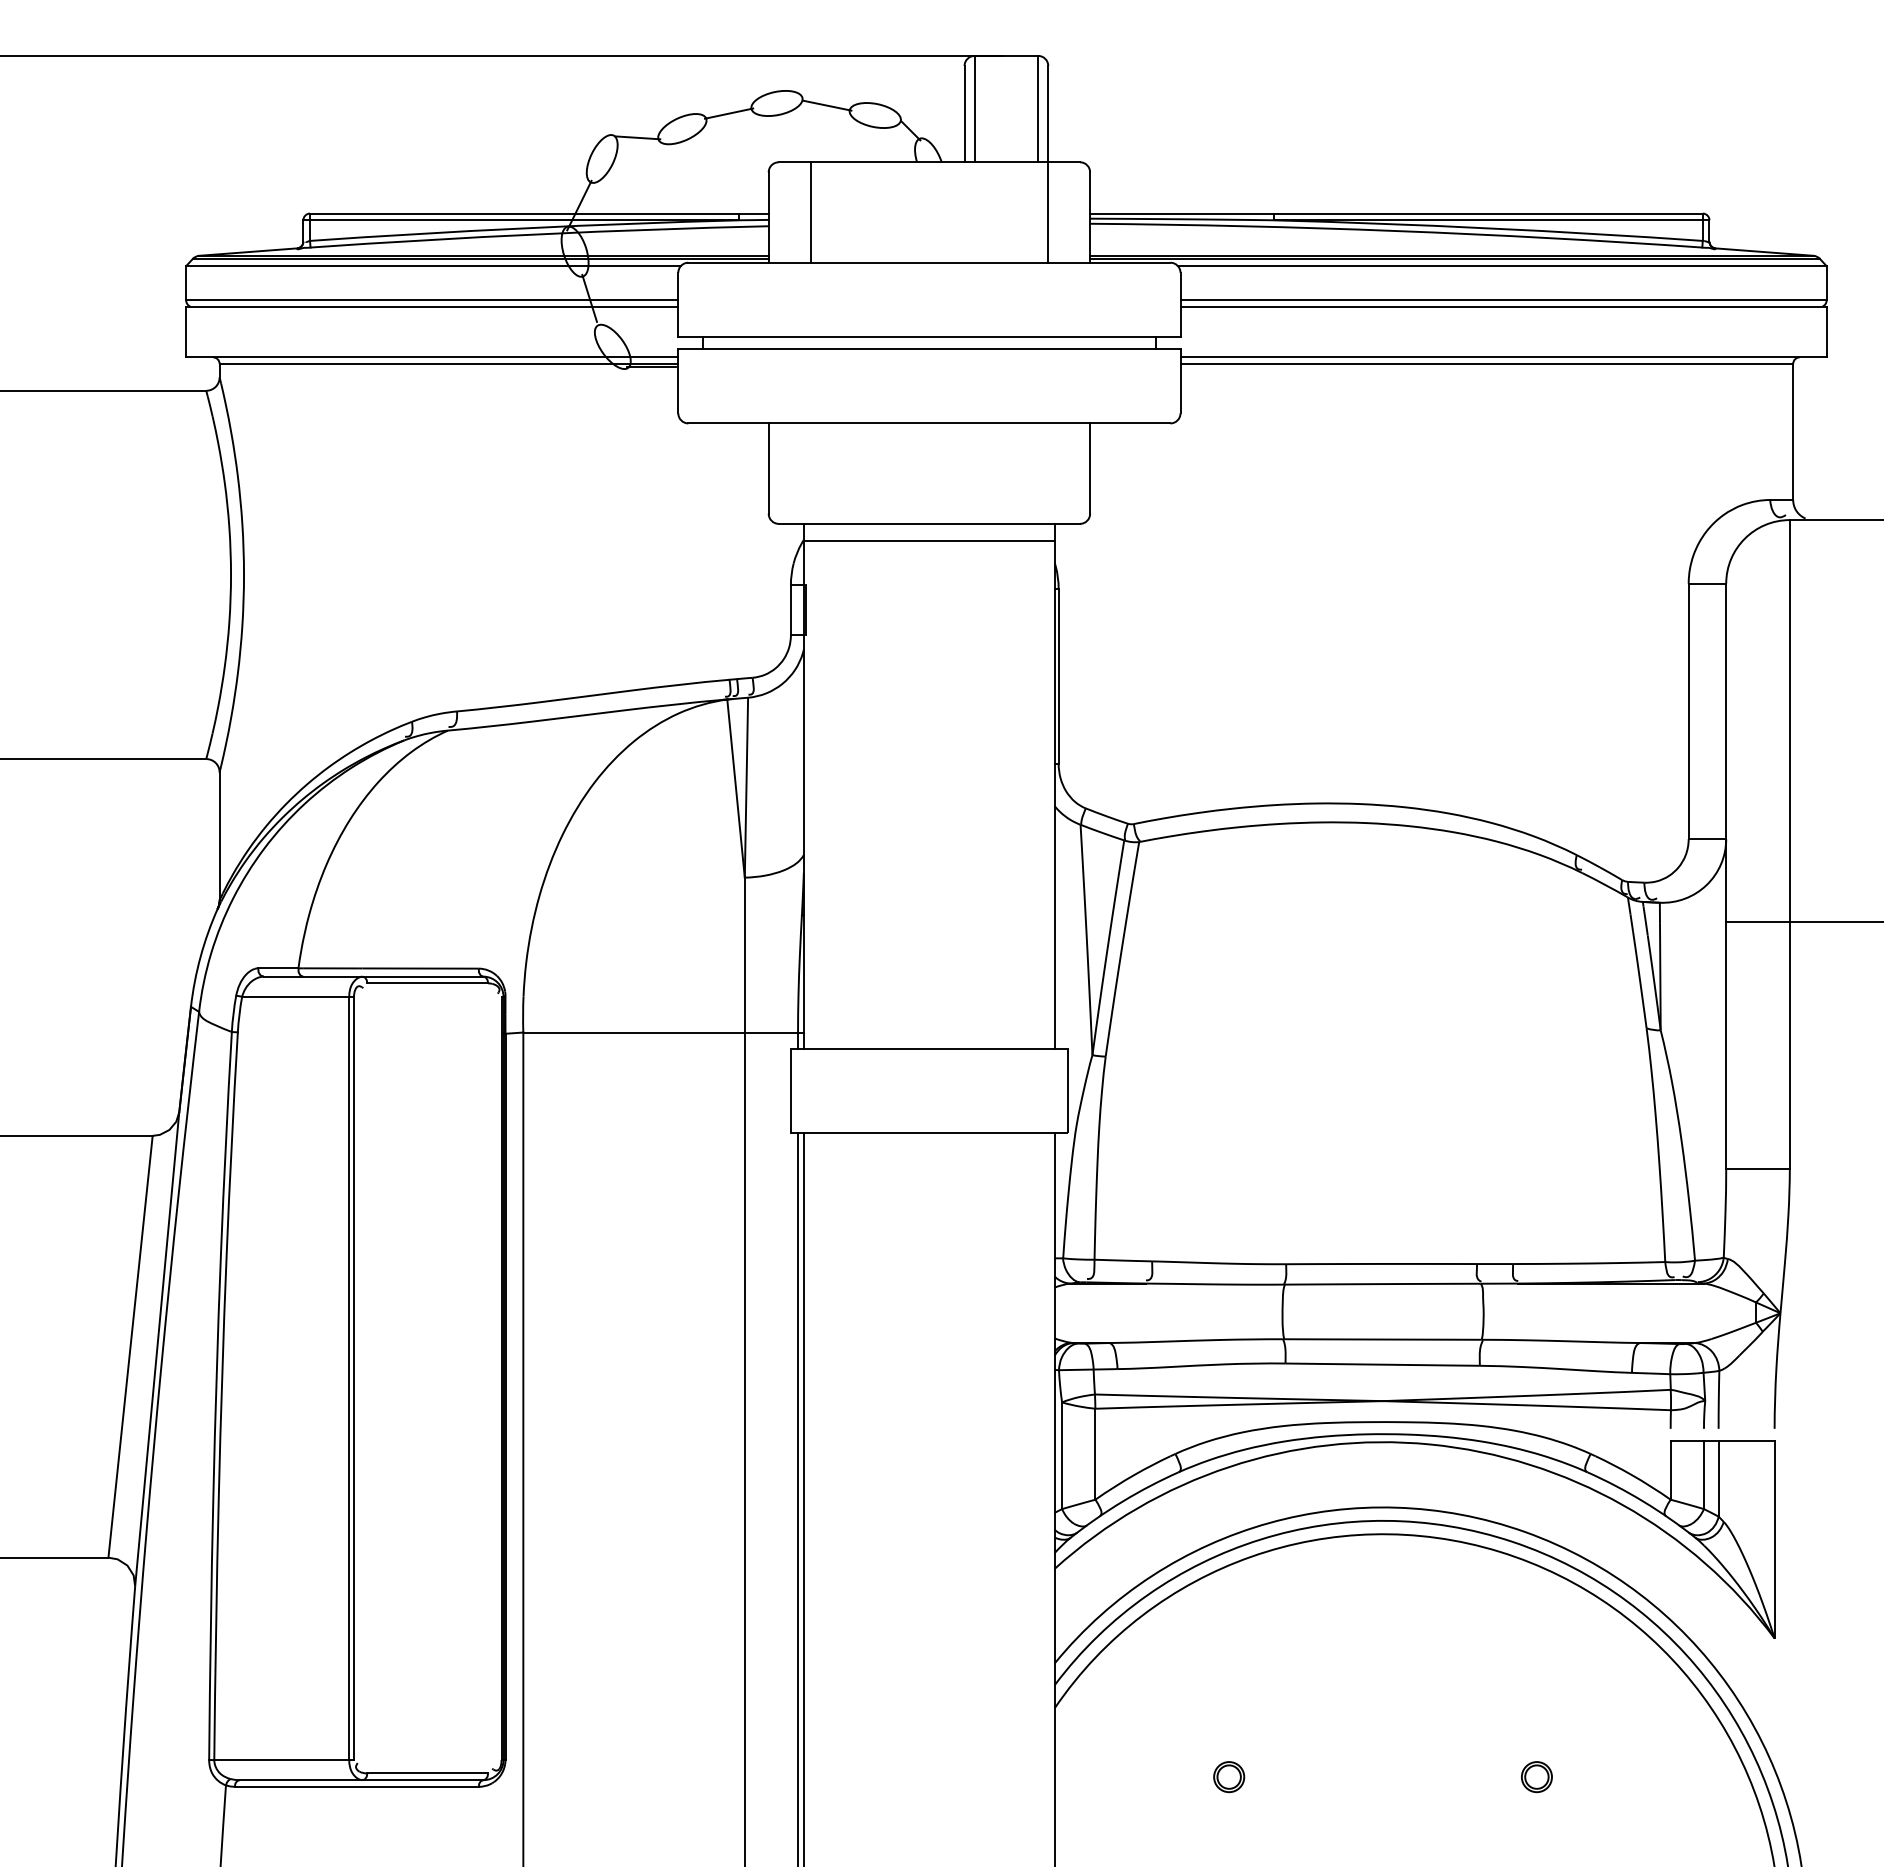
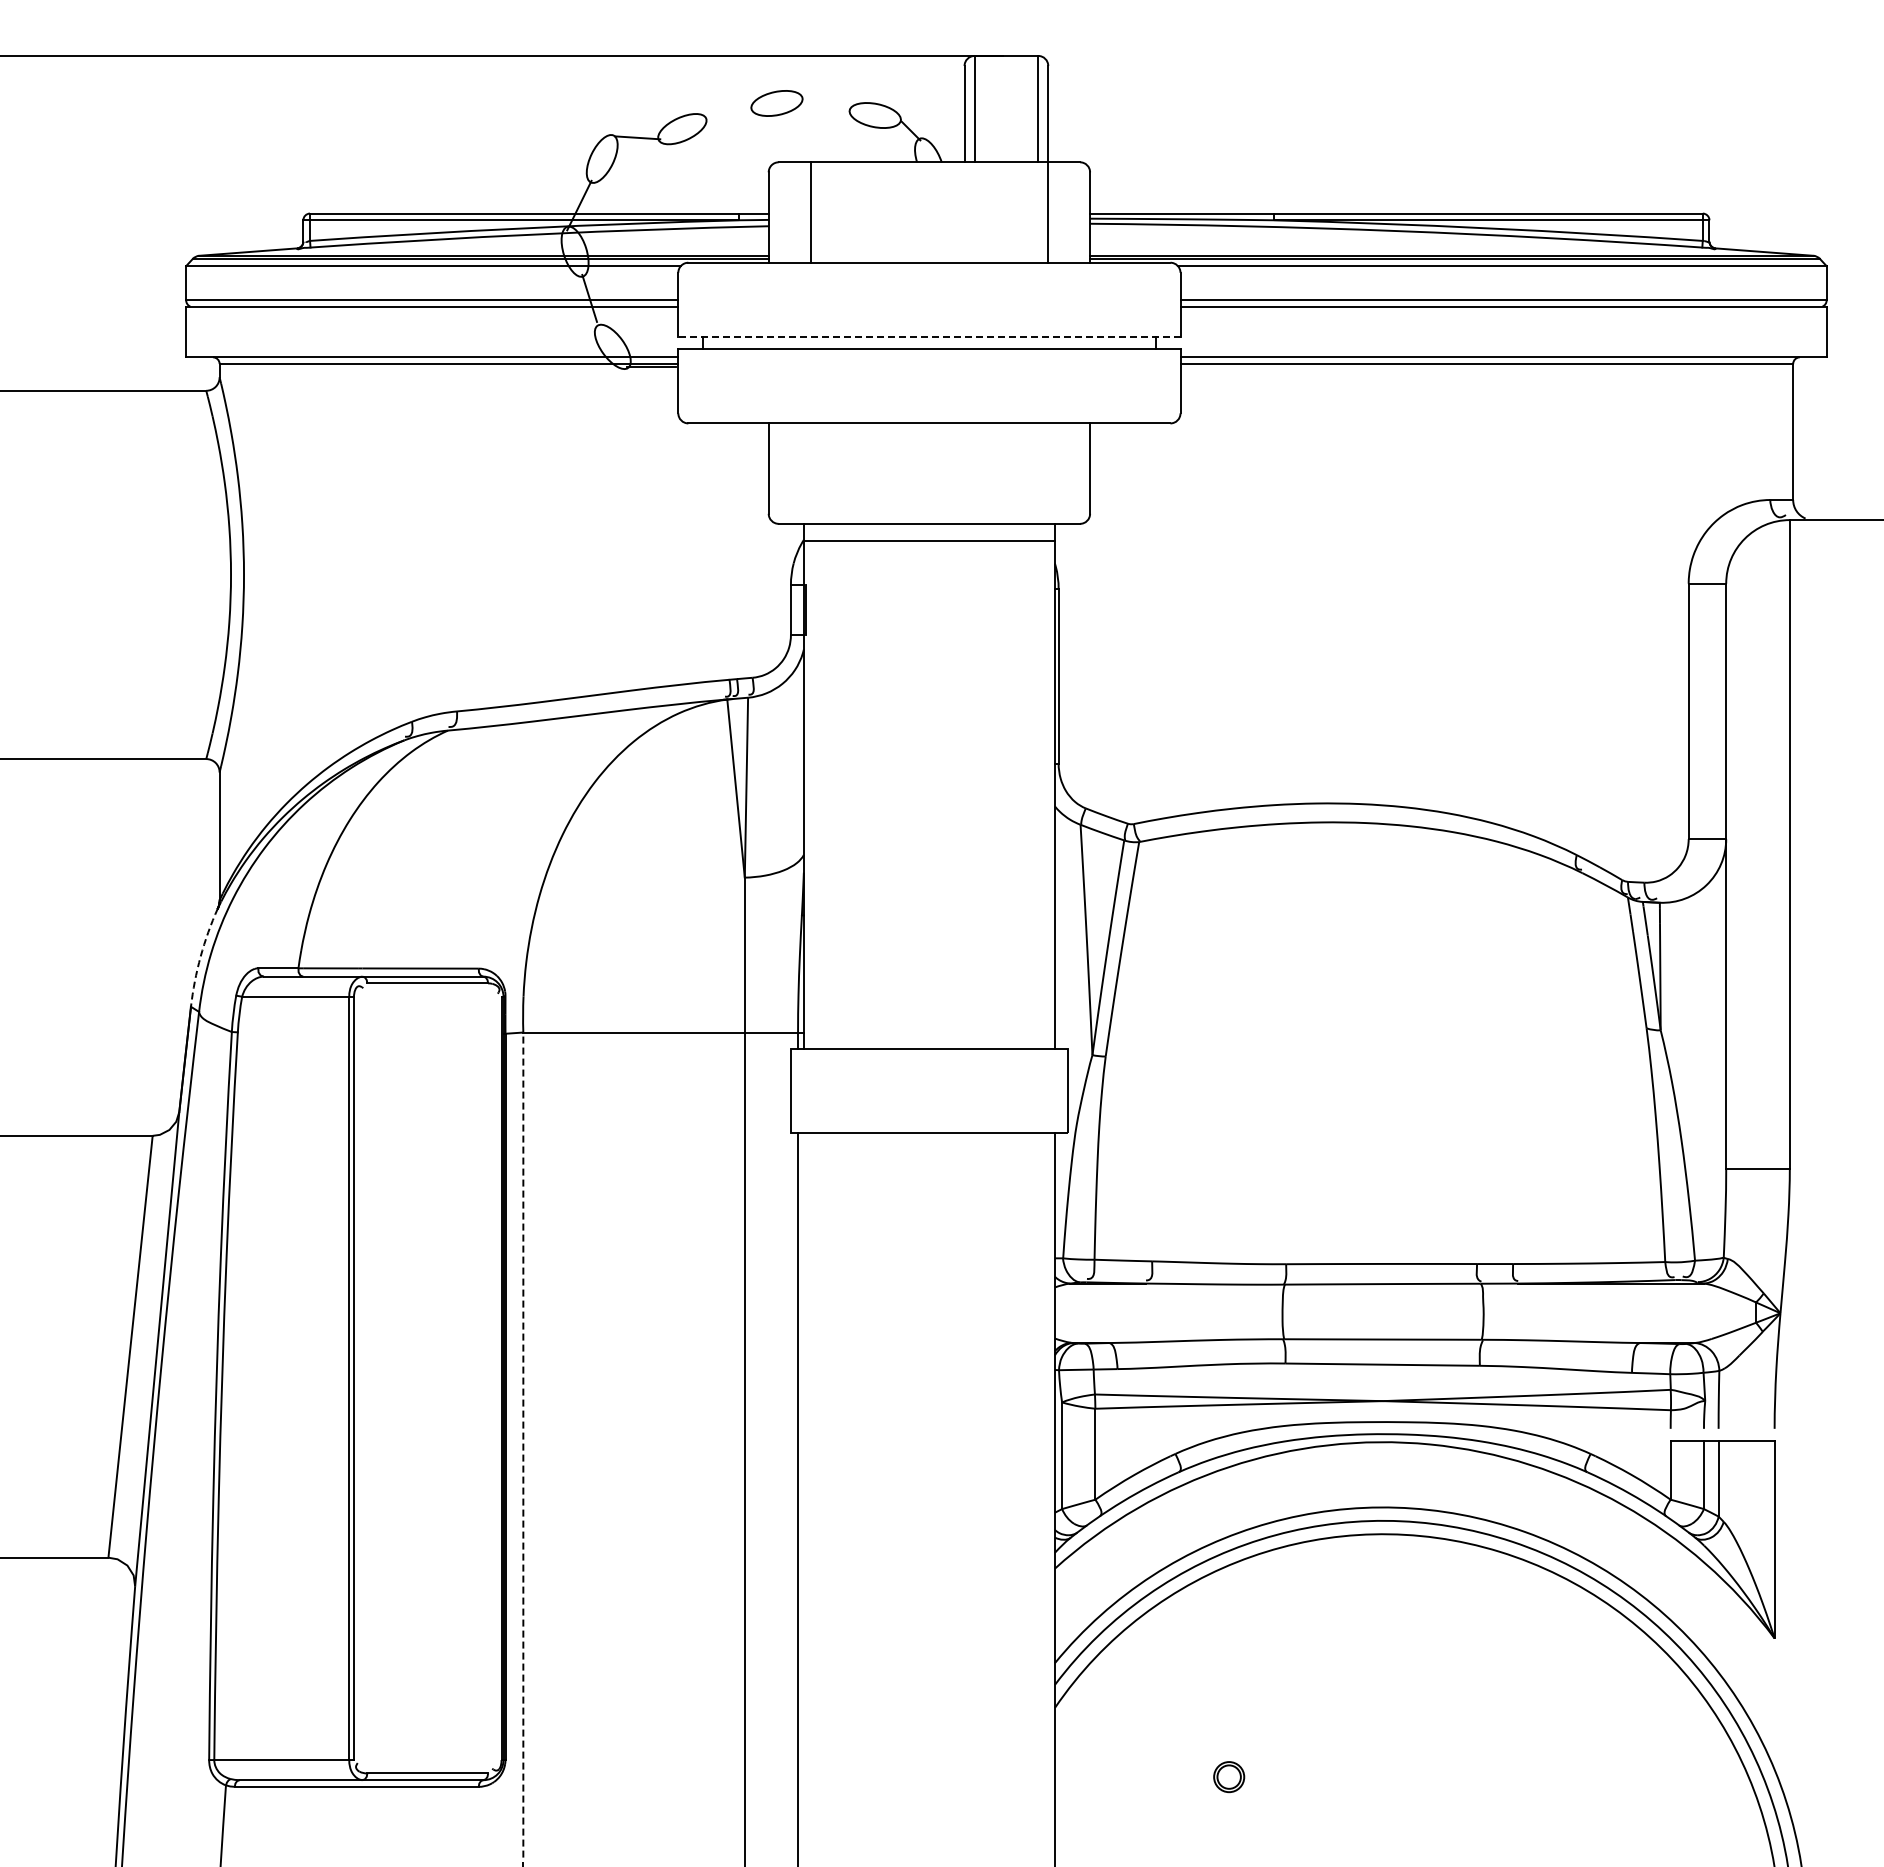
line: present -> none (827, 105)
line: present -> none (729, 113)
line: solid -> dashed (928, 337)
line: present -> none (1803, 921)
arc: solid -> dashed (200, 956)
line: solid -> dashed (523, 1449)
line: present -> none (803, 1498)
part: present -> none (1536, 1777)
